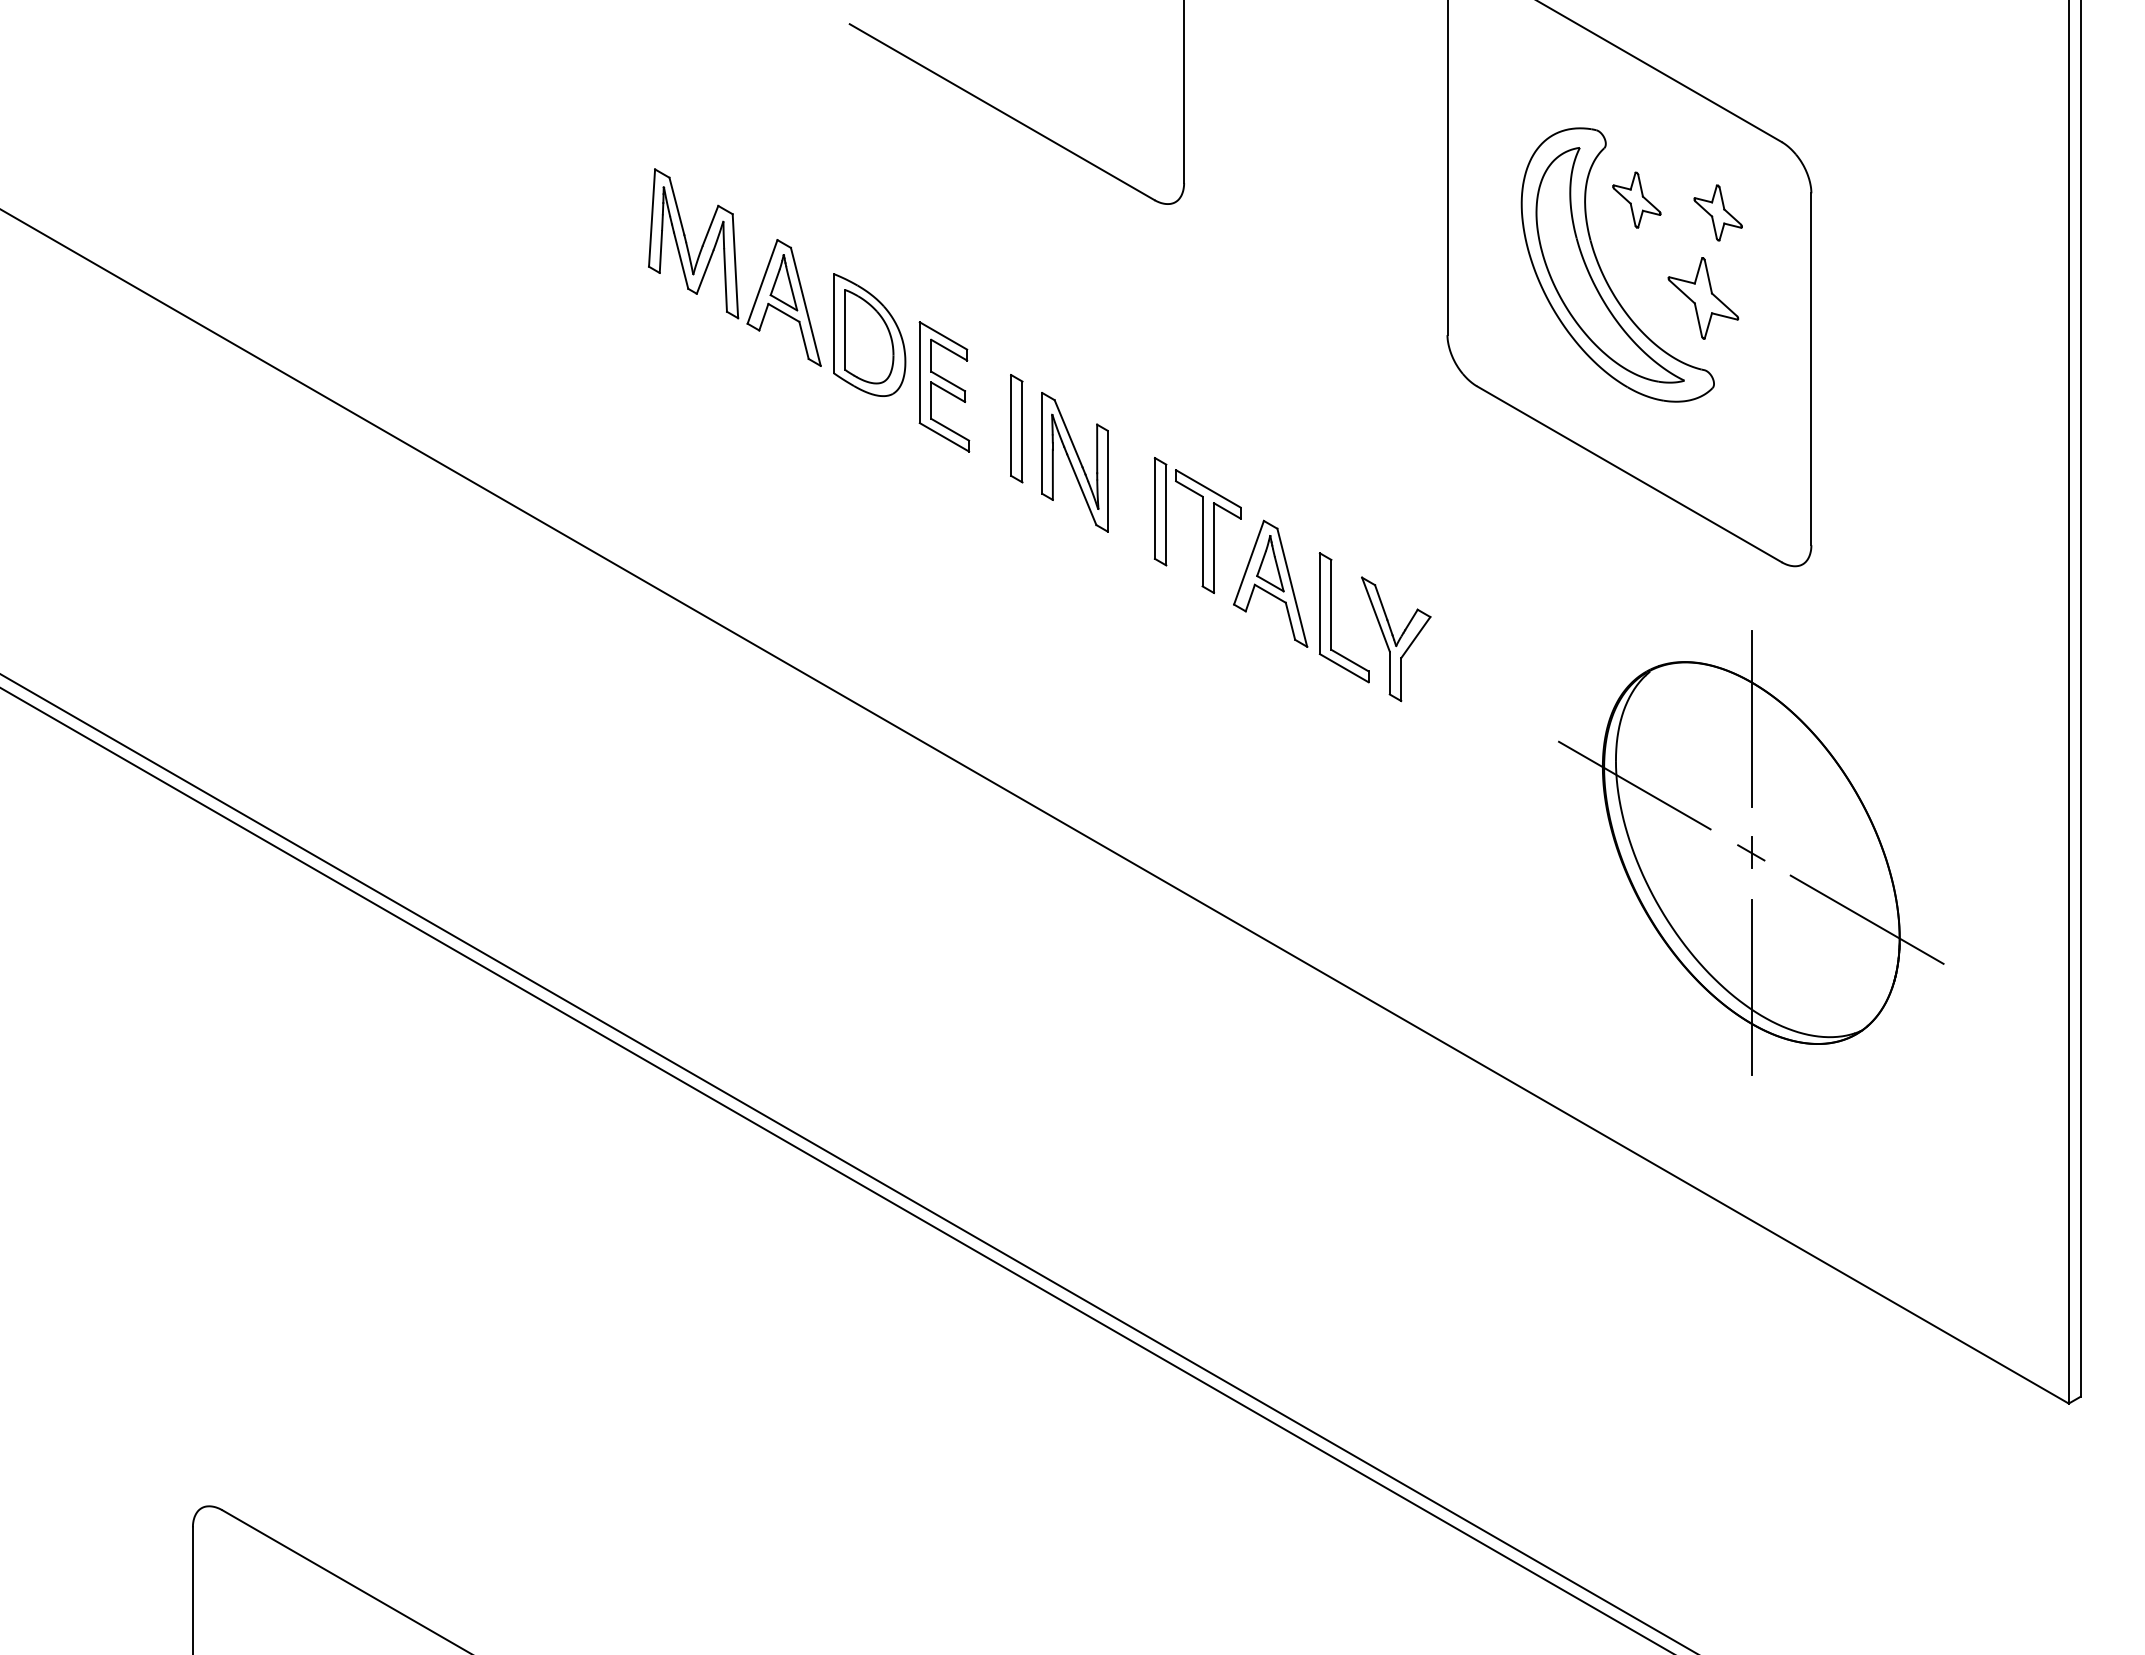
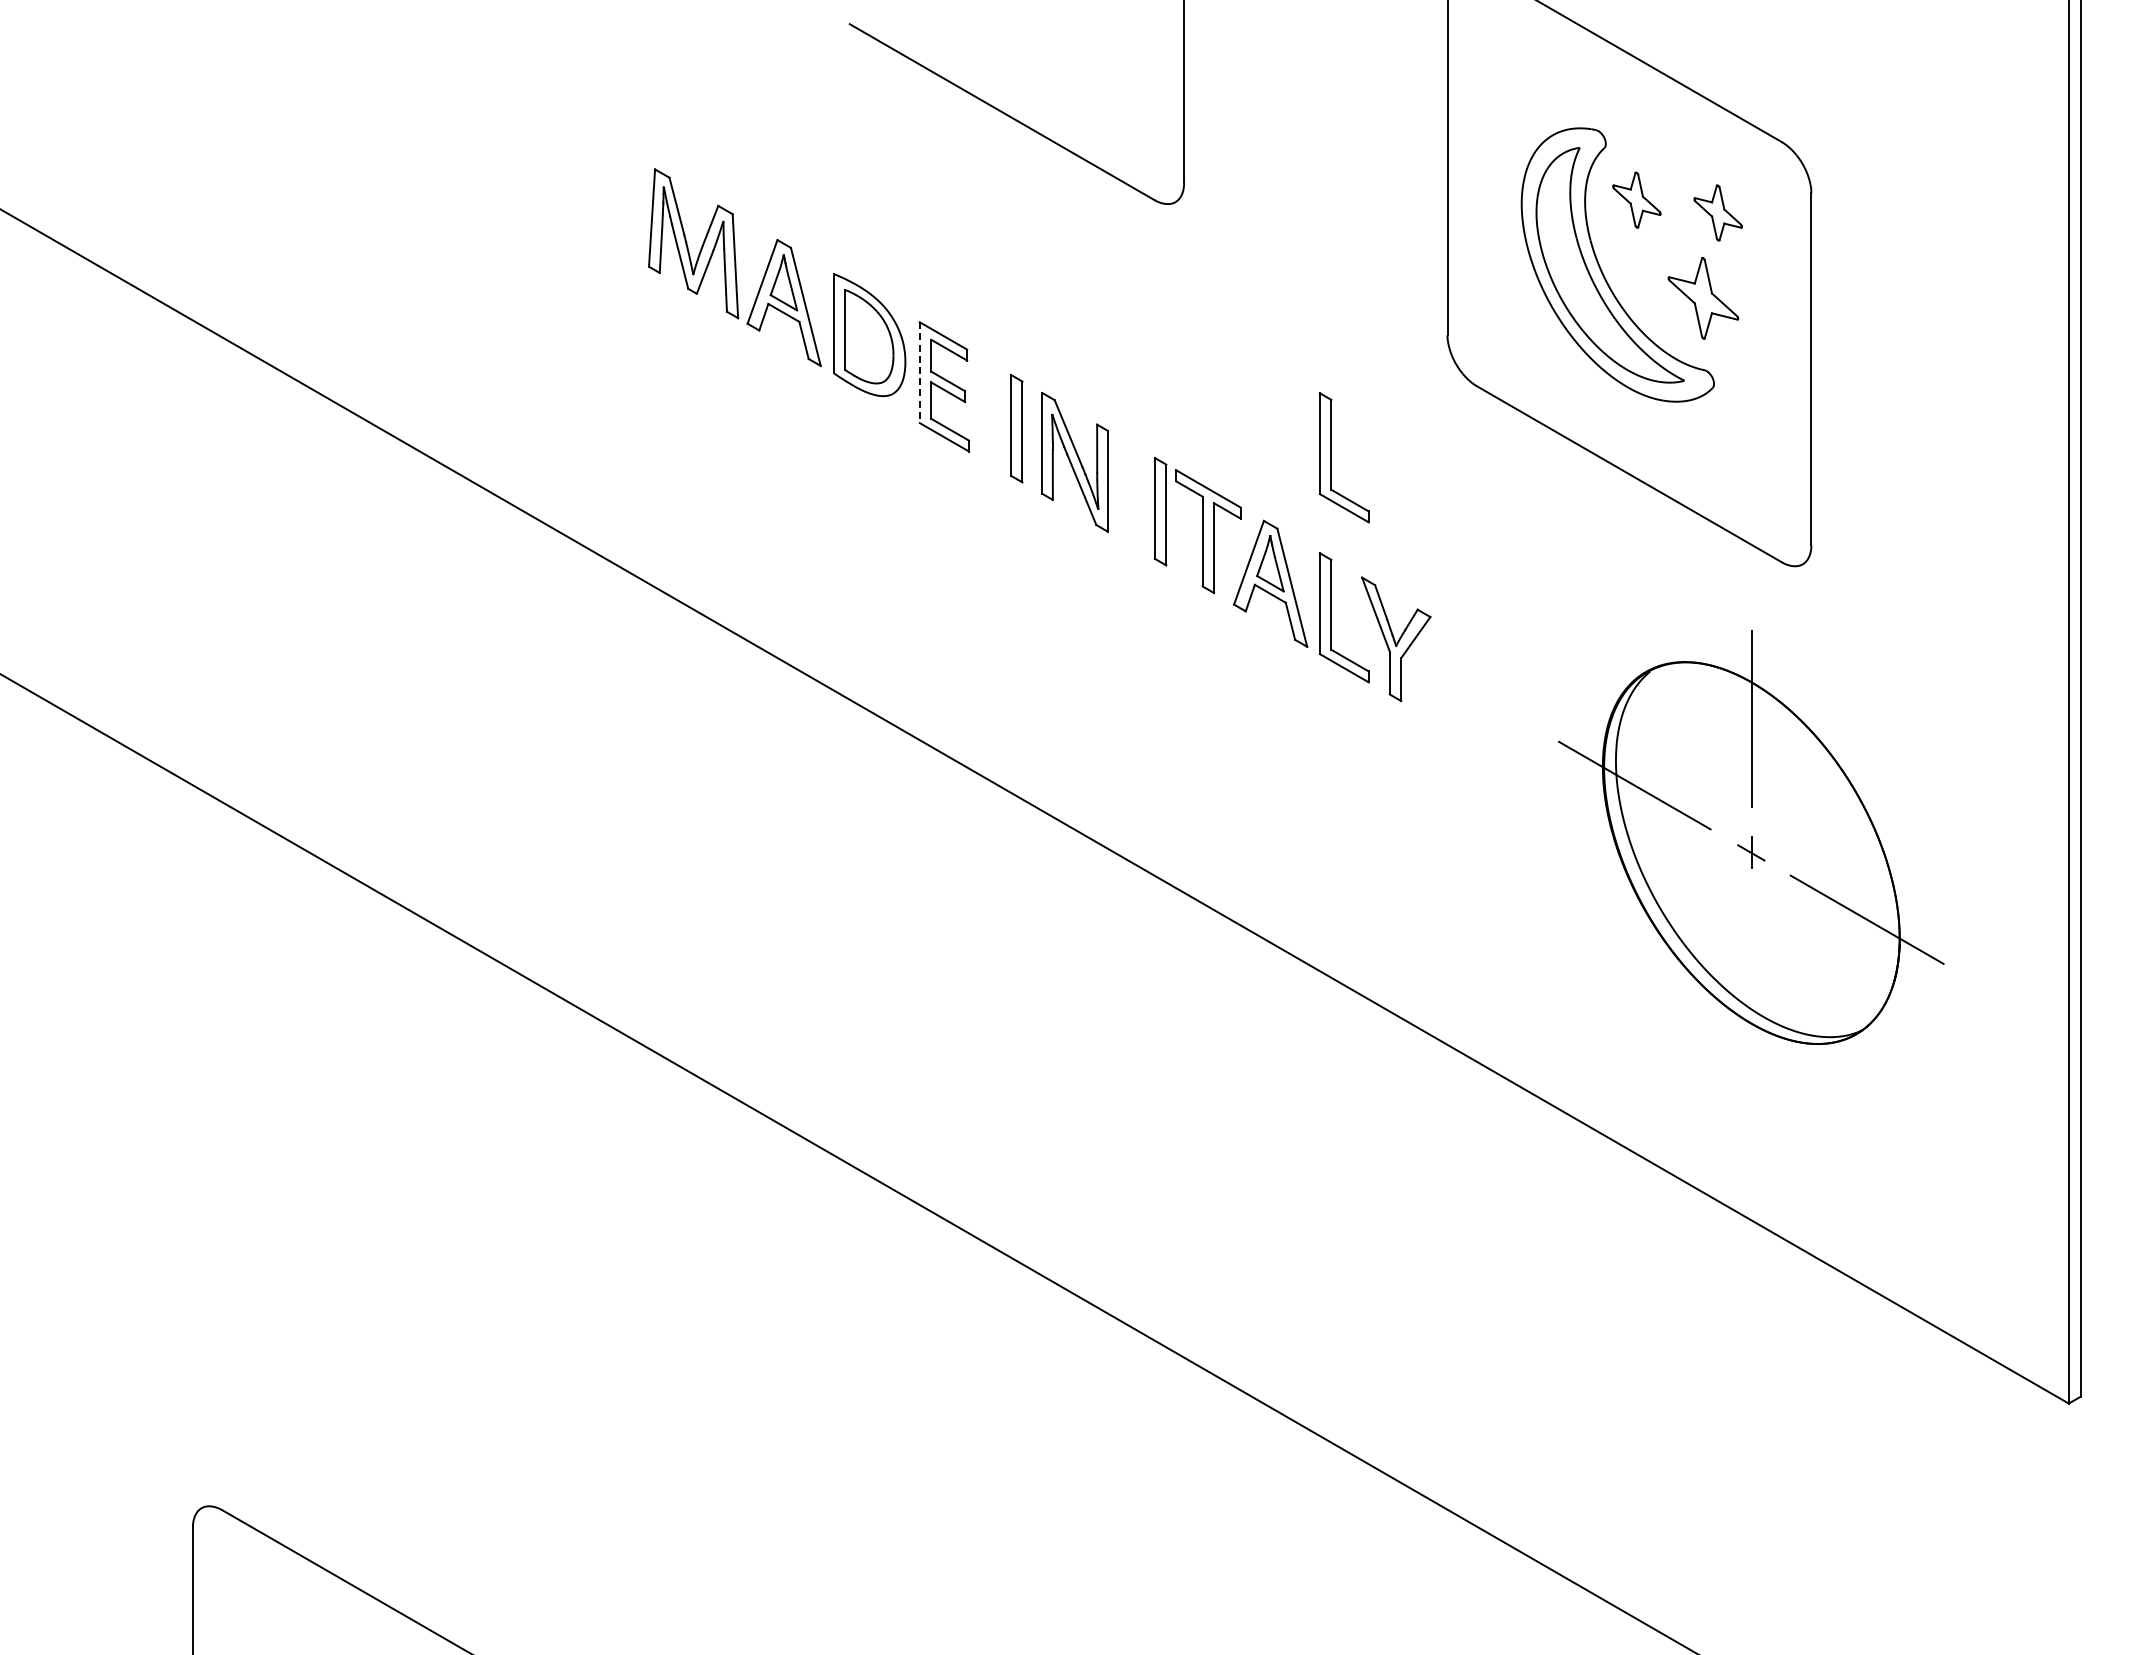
line: solid -> dashed (919, 373)
part: none -> present (1331, 457)
line: present -> none (1751, 986)
line: present -> none (835, 1169)
